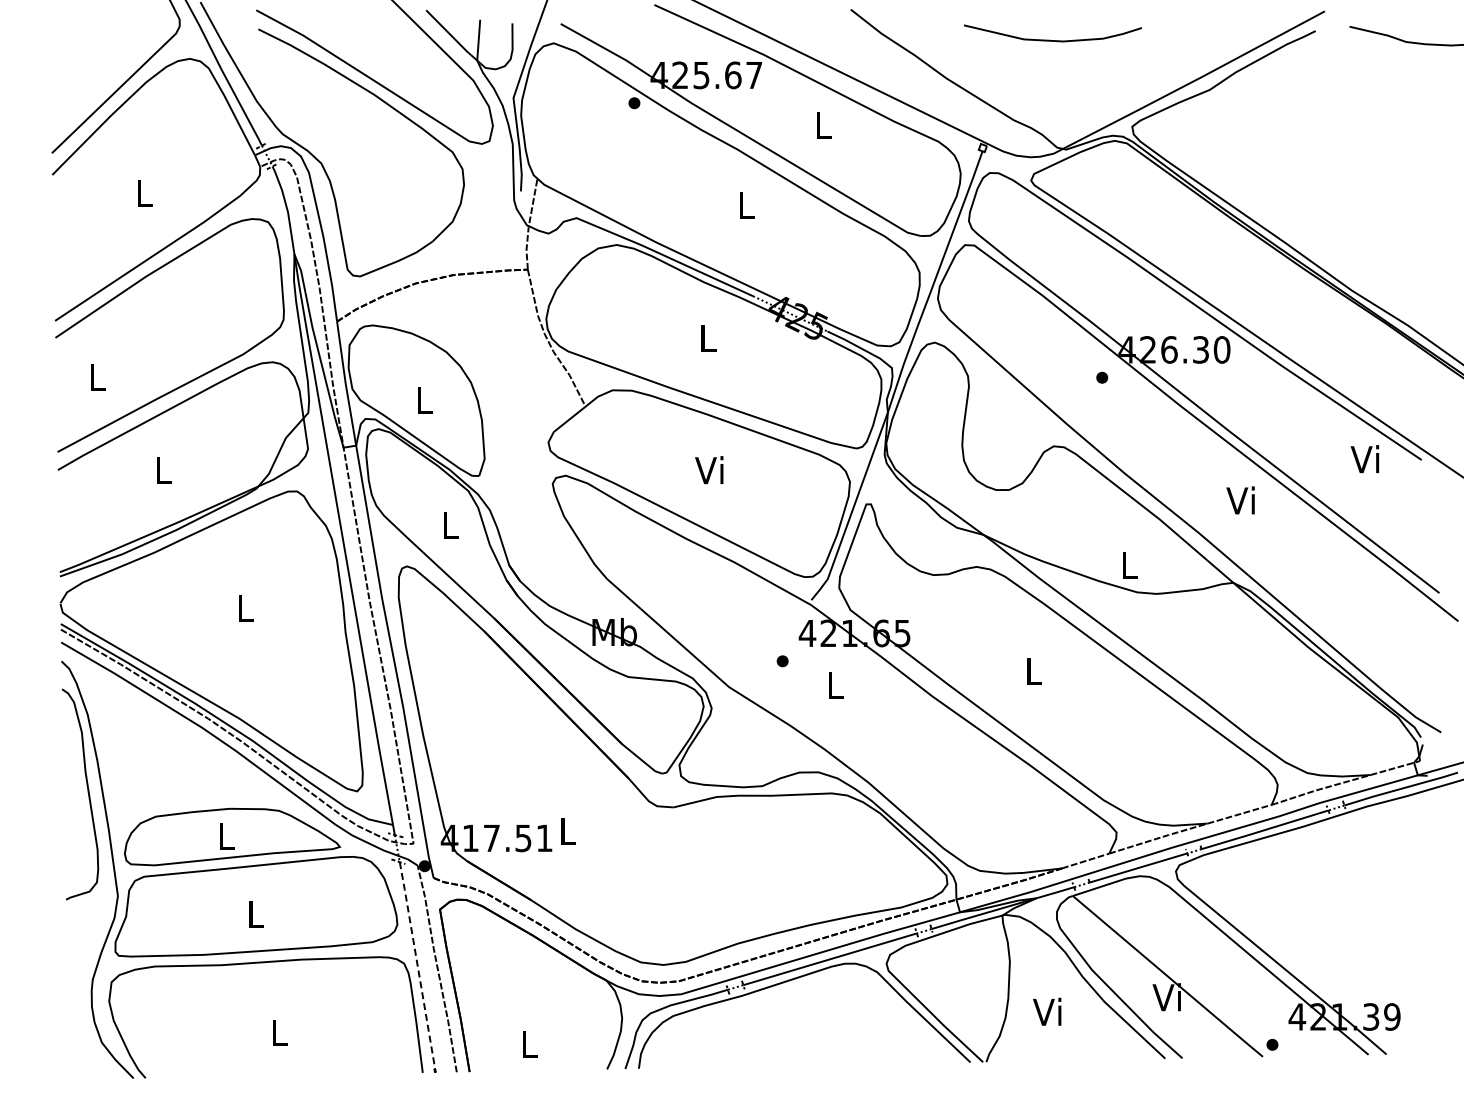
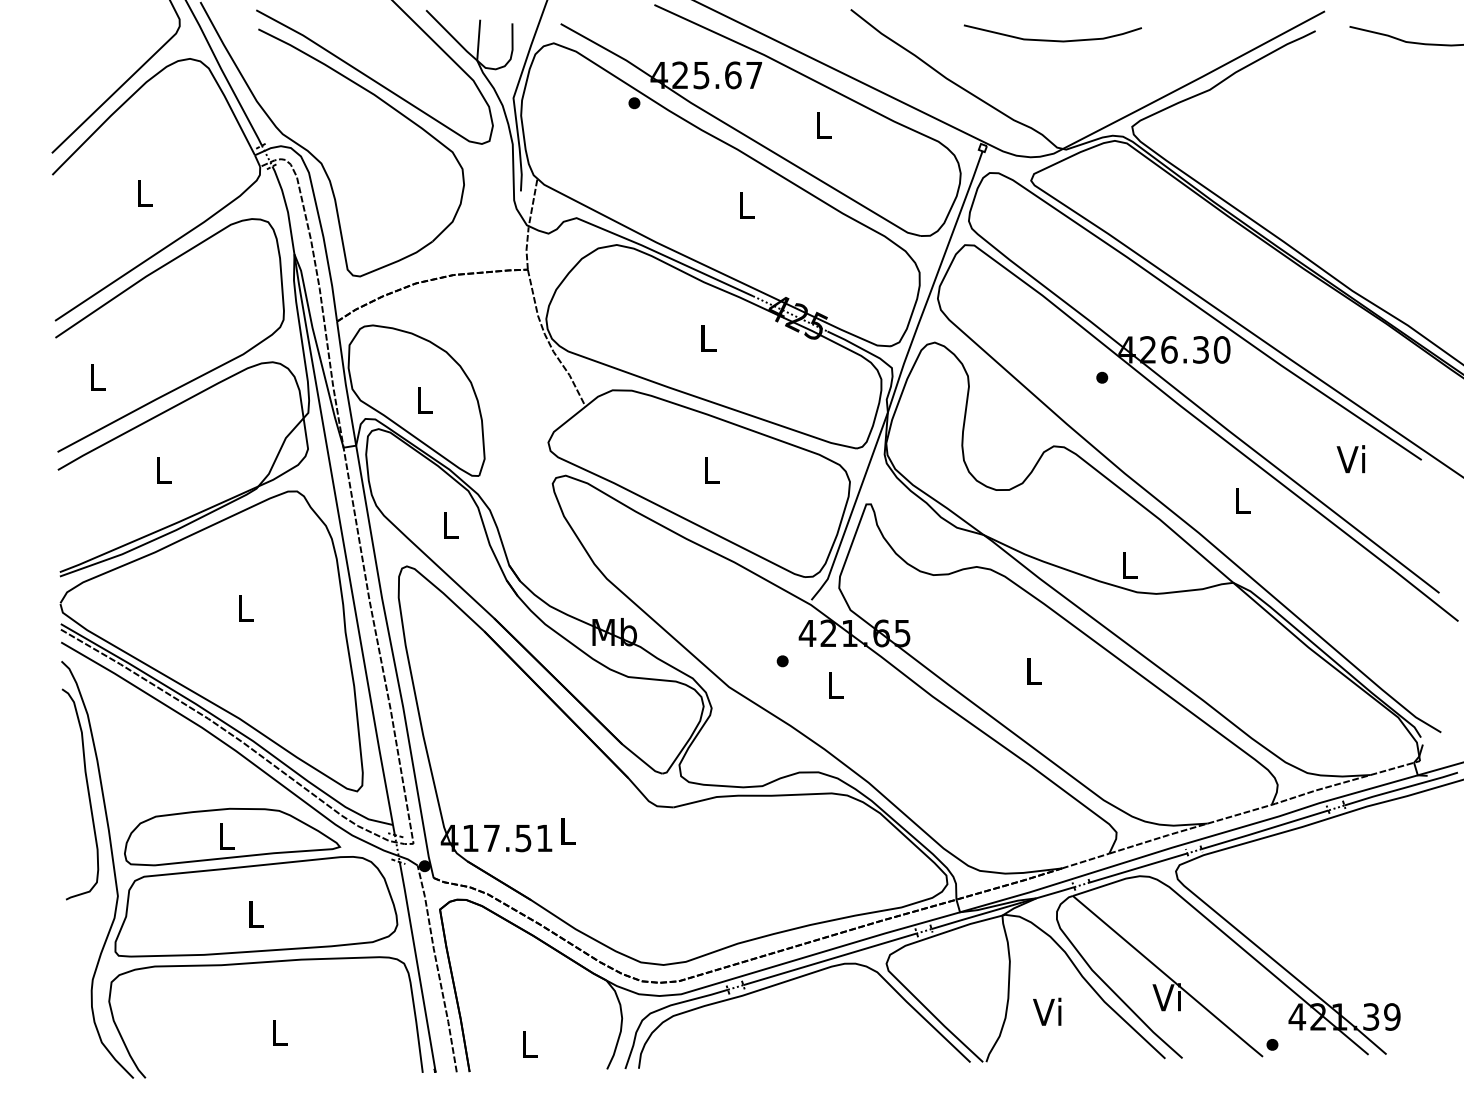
text position: (1364, 459) -> (1350, 459) (1350, 459)
text: Vi -> L (709, 470)
text: Vi -> L (1240, 500)
line: dashed -> solid (417, 967)
